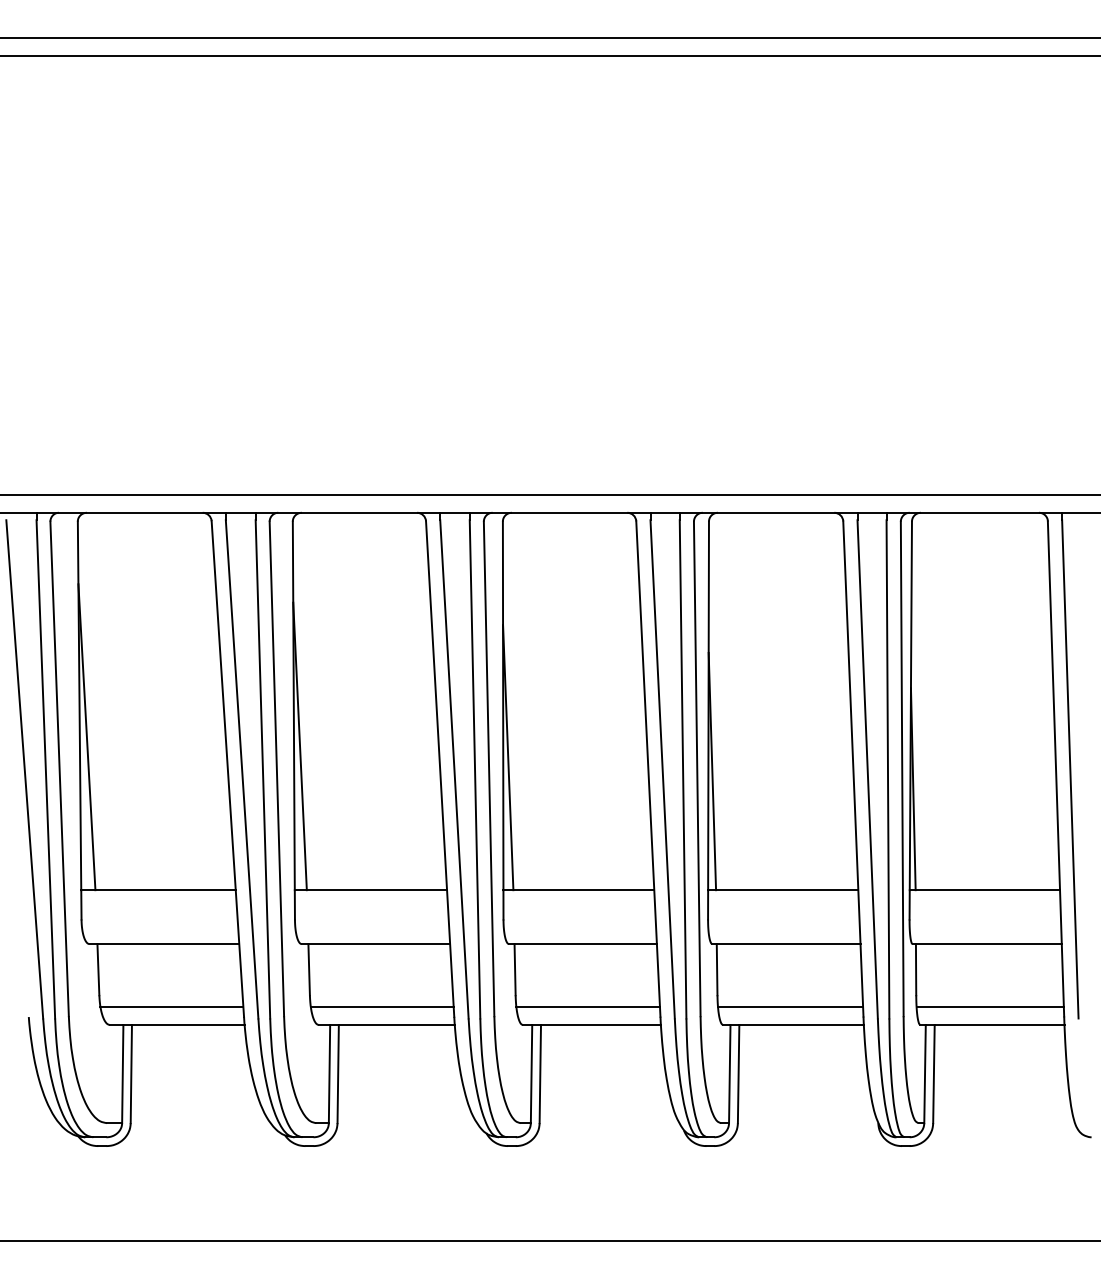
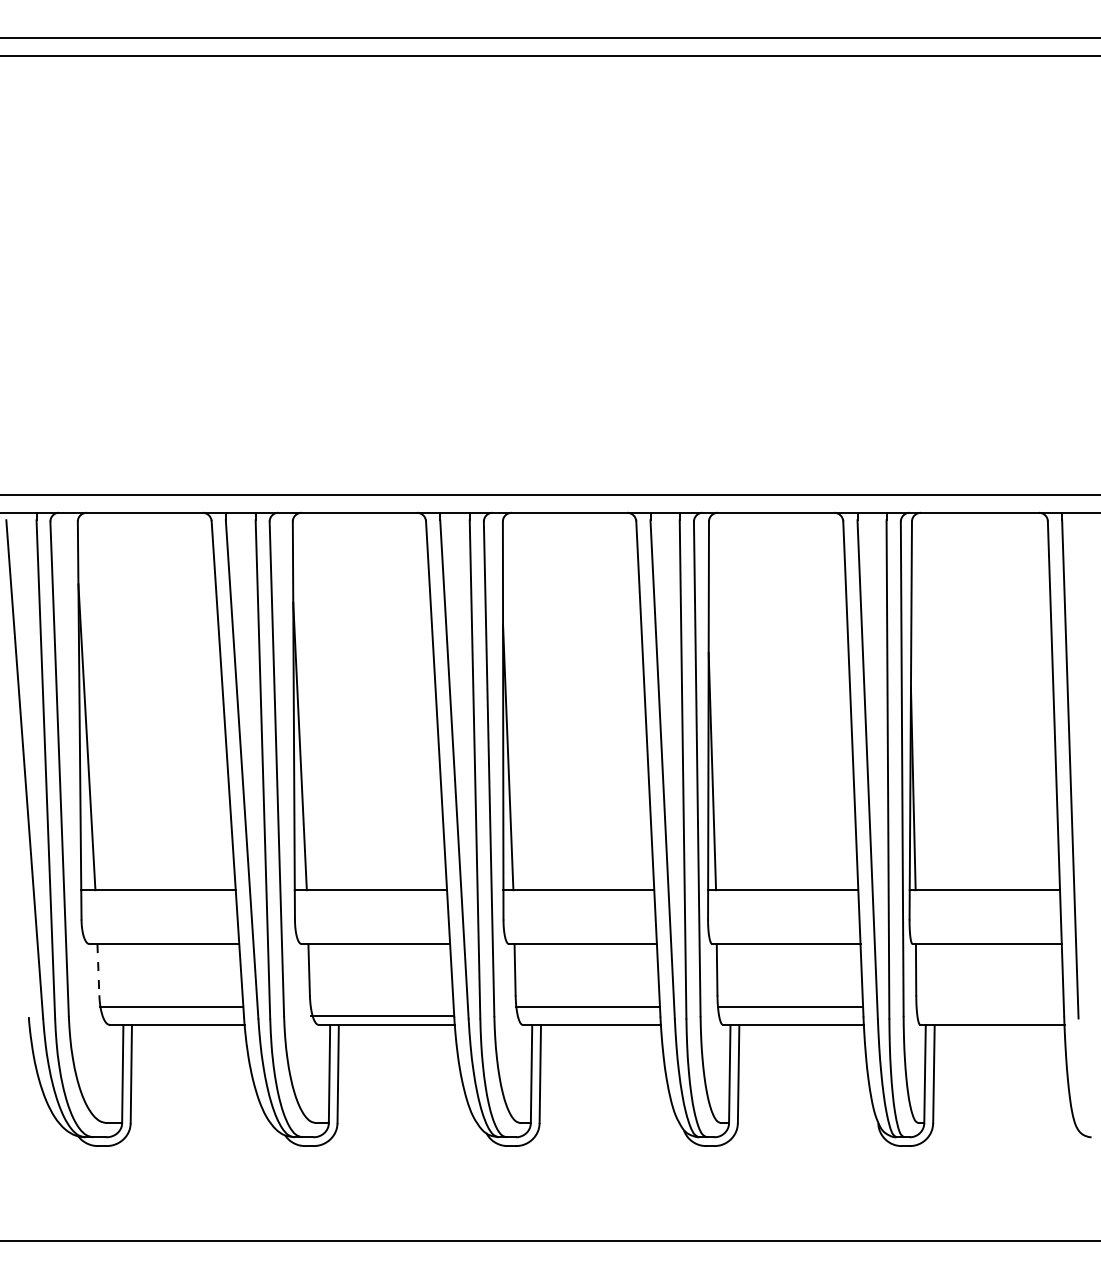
line: solid -> dashed (98, 969)
line position: (381, 1007) -> (381, 1016) (381, 1016)
line: present -> none (989, 1007)
